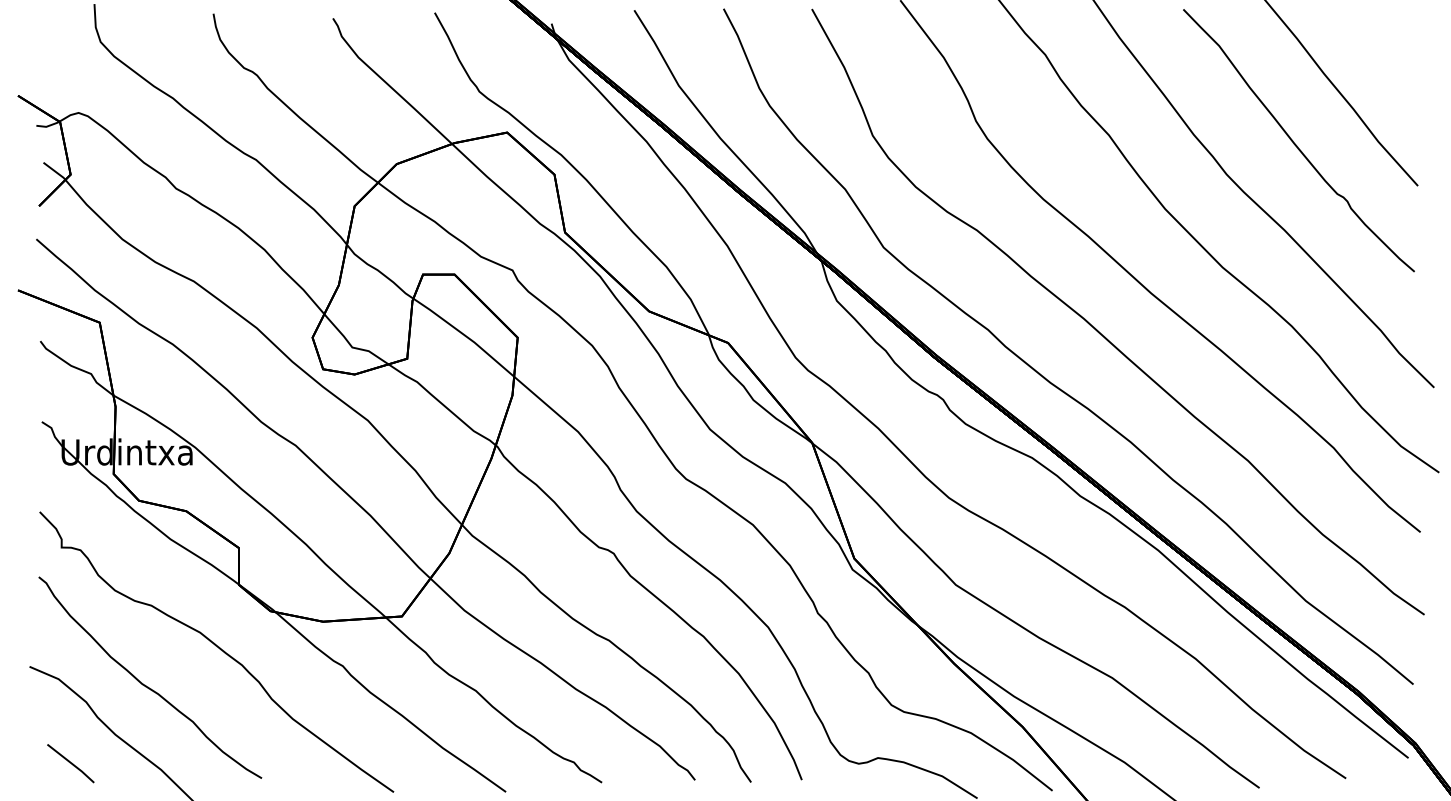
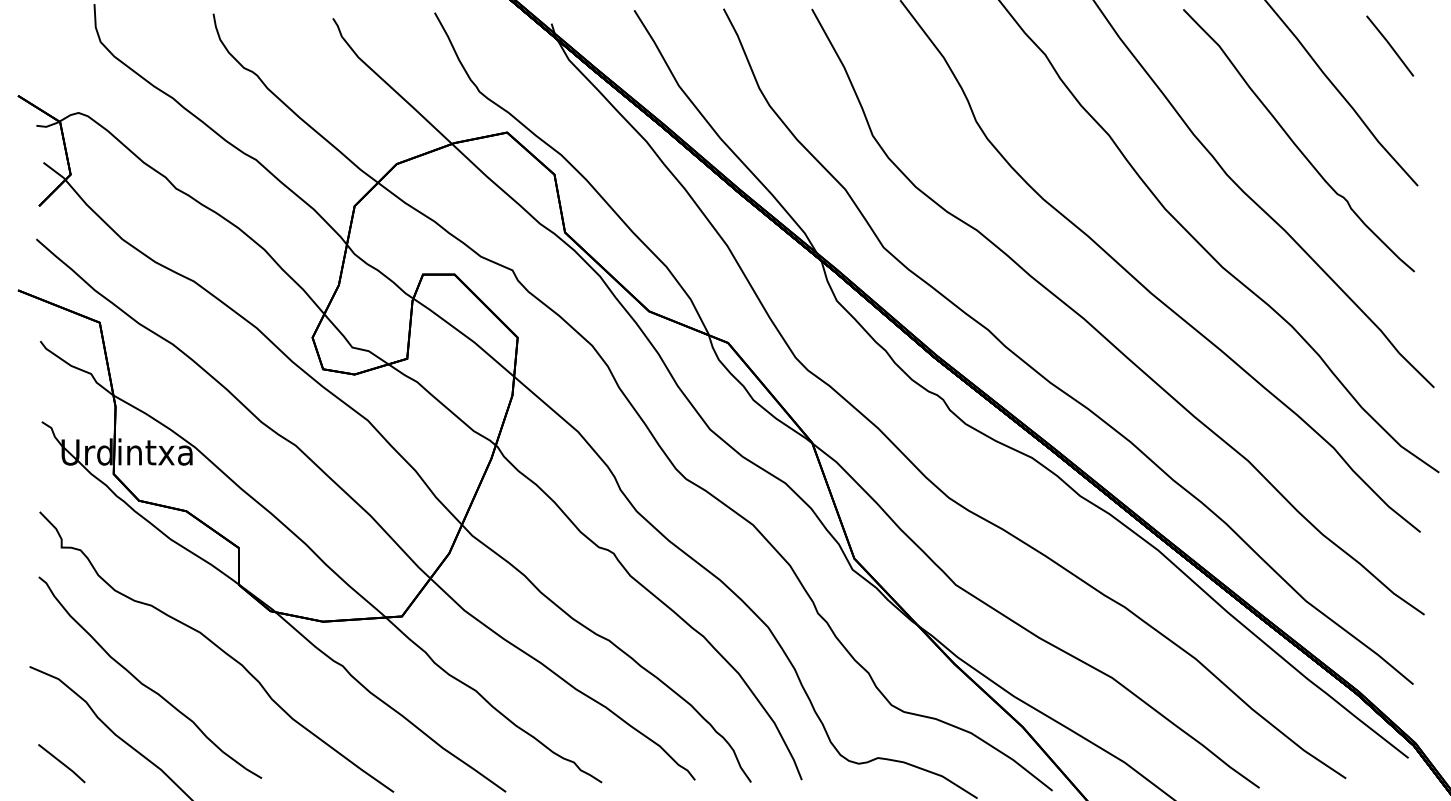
line: none -> present (1390, 45)
line position: (70, 763) -> (61, 763) (61, 763)
